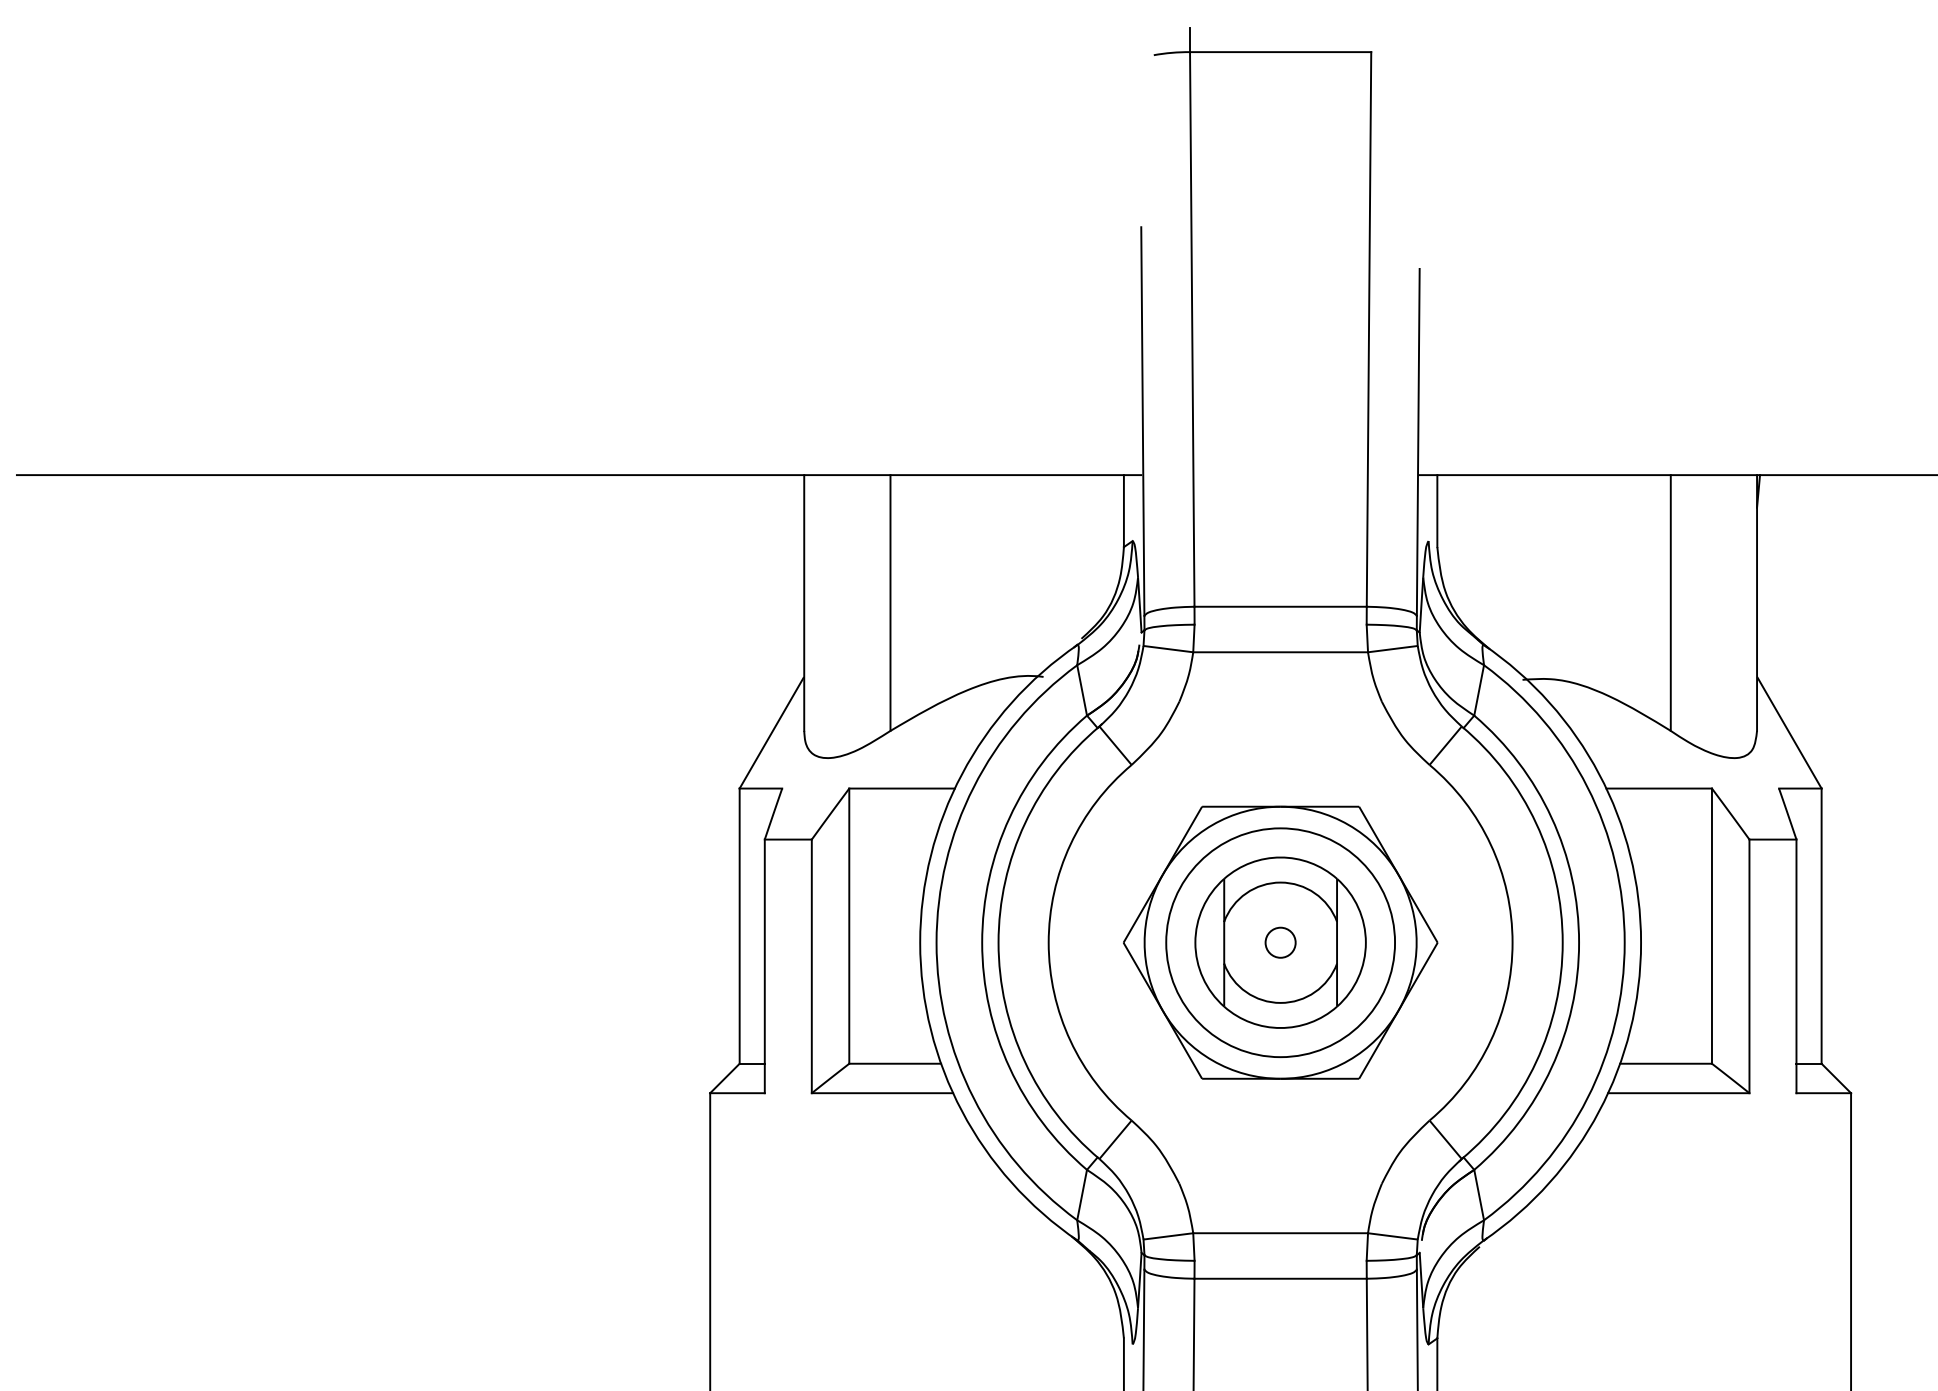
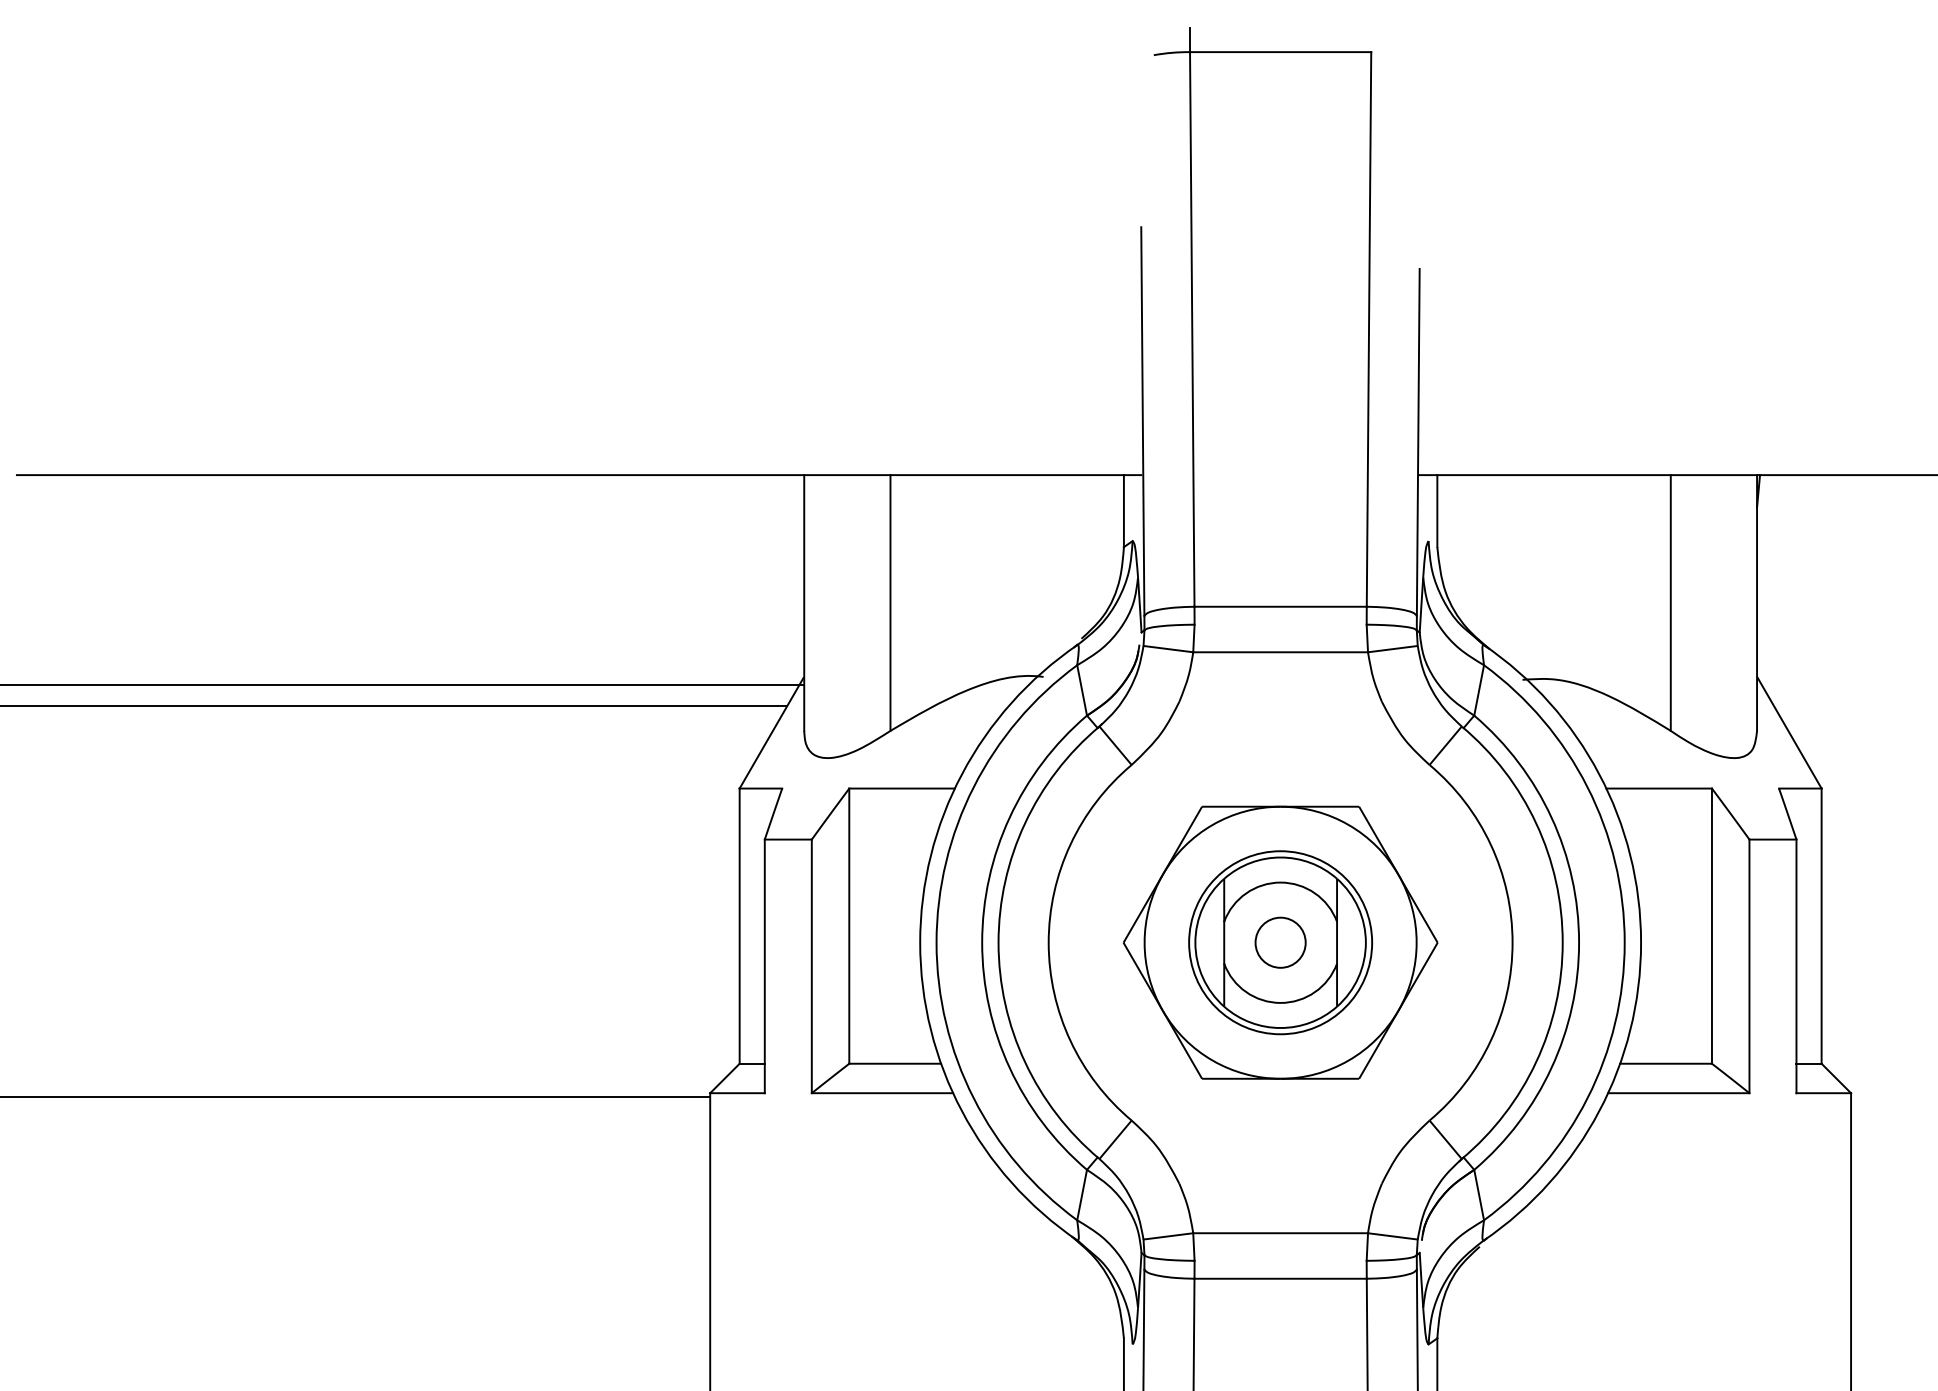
line: none -> present (403, 684)
line: none -> present (394, 706)
circle diameter: 229 px -> 183 px (1280, 942)
circle diameter: 30 px -> 50 px (1280, 942)
line: none -> present (356, 1096)
